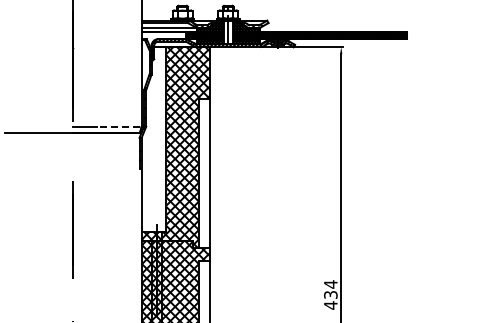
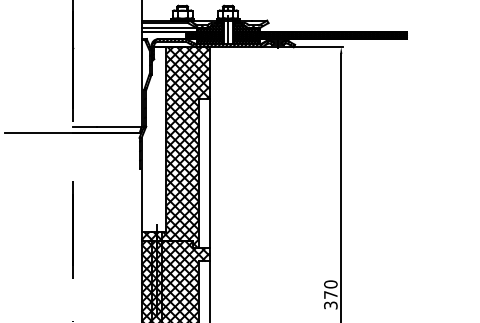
line: dashed -> solid (117, 127)
text: 434 -> 370 (330, 294)
